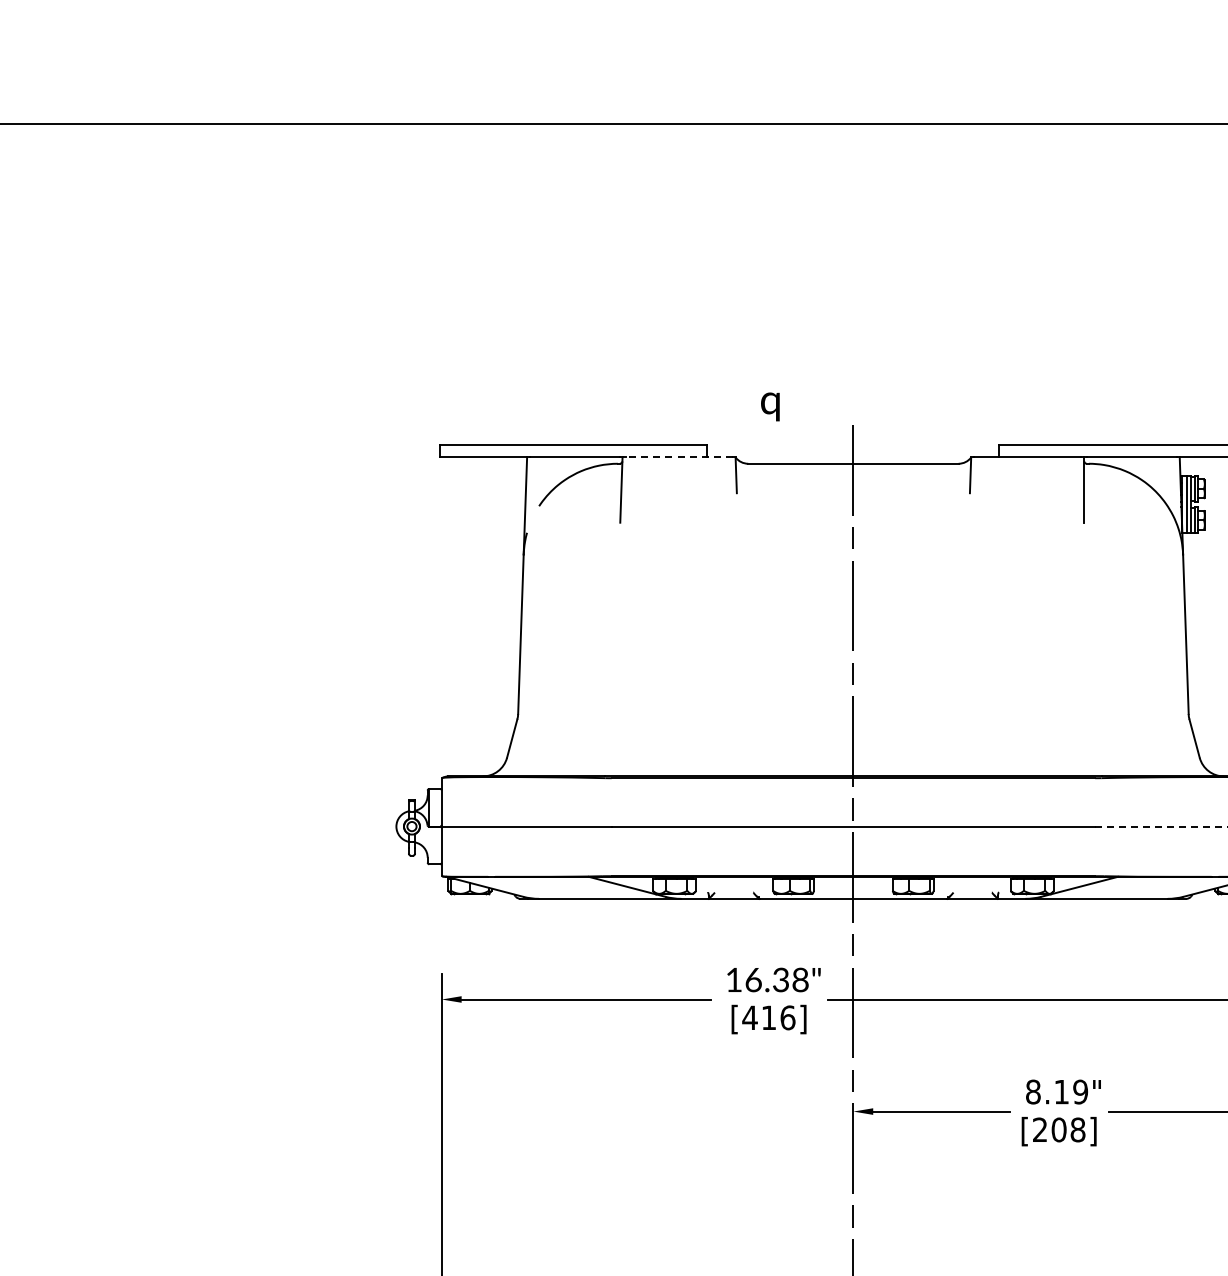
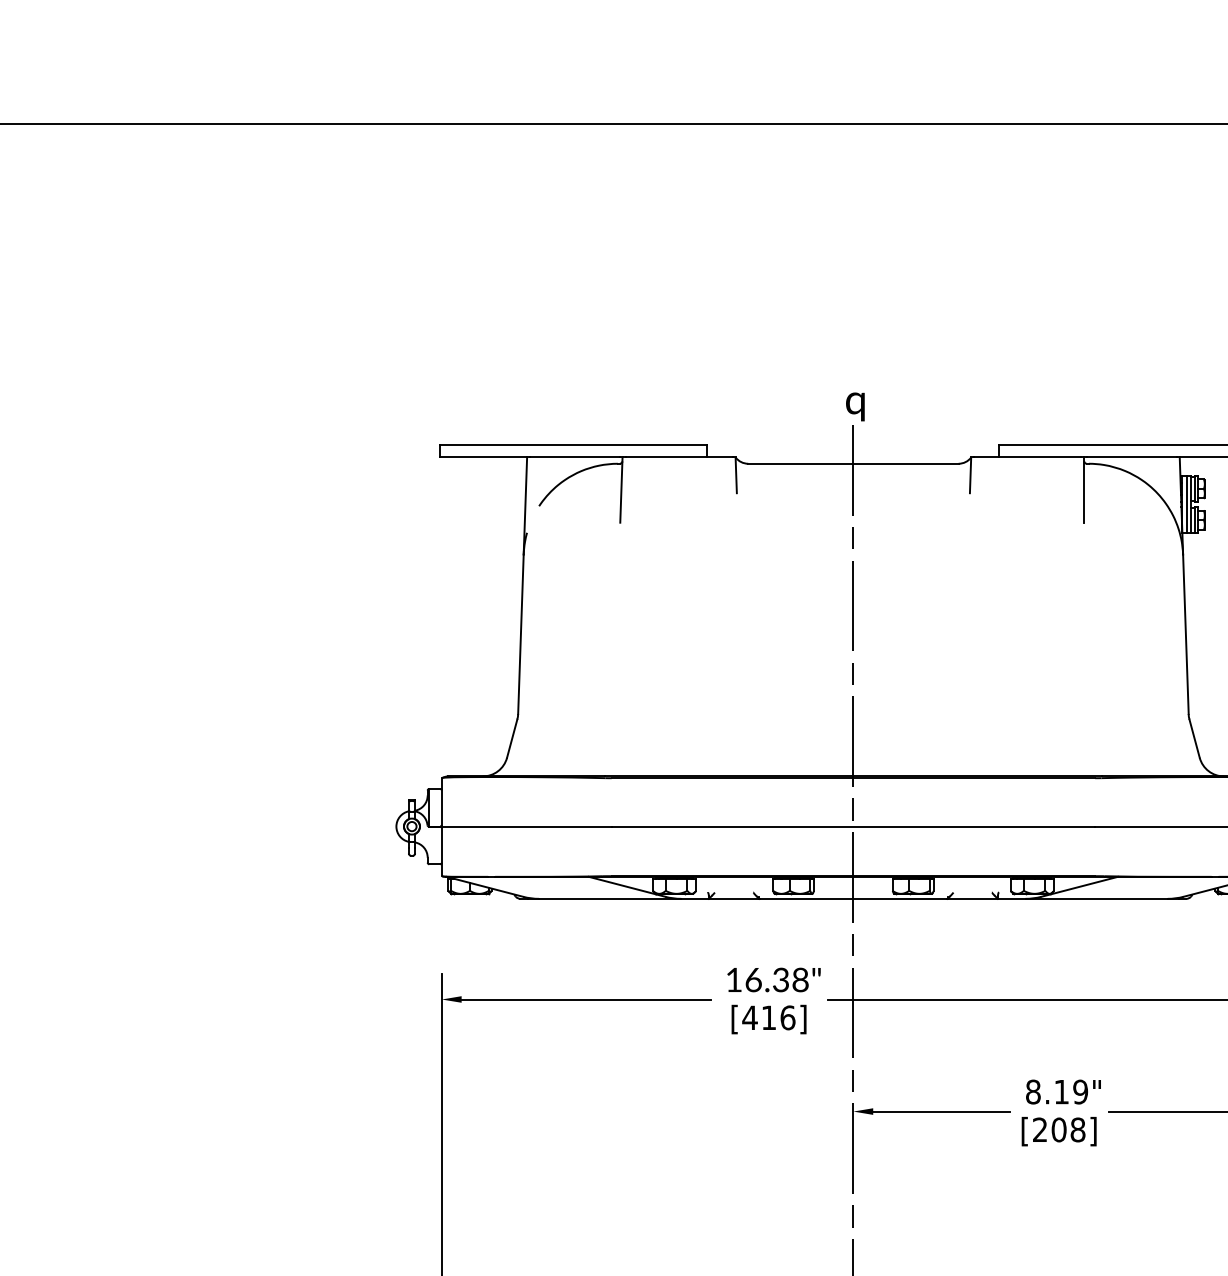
text position: (770, 406) -> (855, 406) (855, 406)
line: dashed -> solid (679, 457)
line: dashed -> solid (1161, 826)
